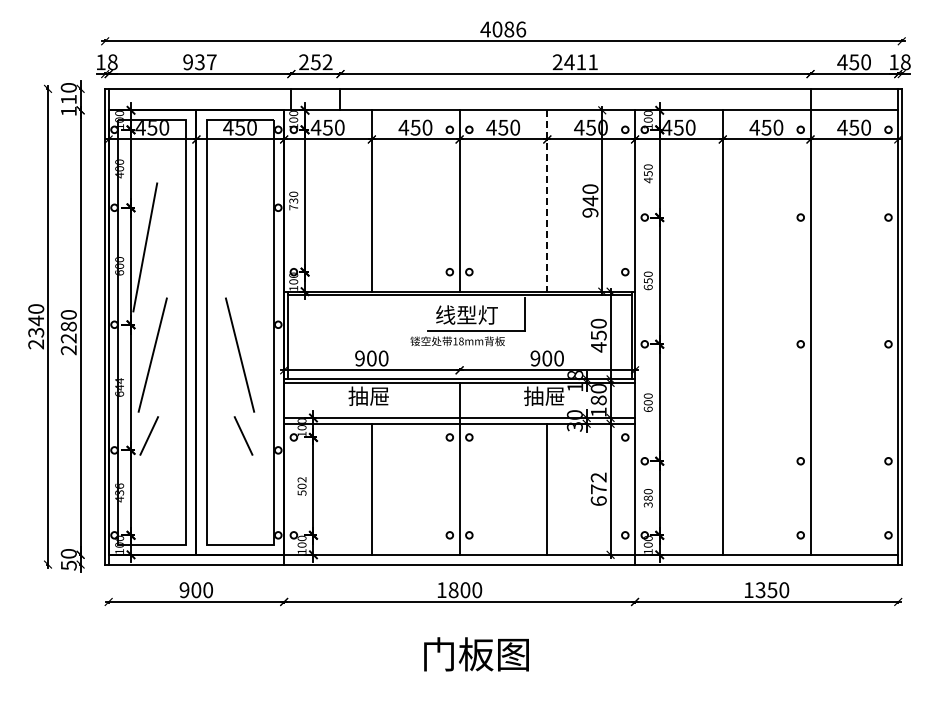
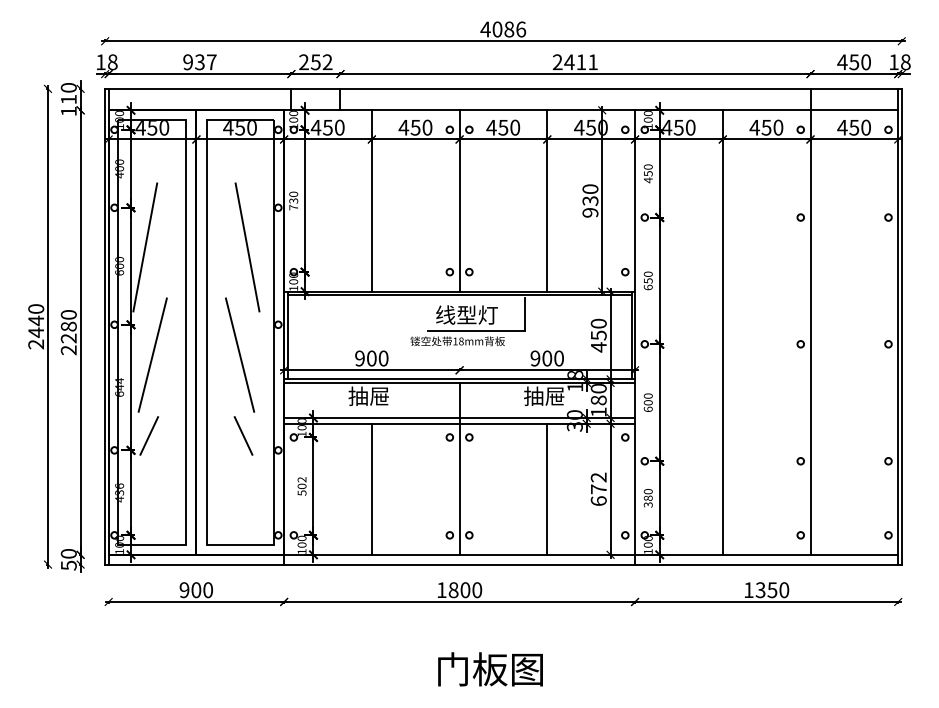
text: 940 -> 930 (590, 200)
line: dashed -> solid (547, 201)
line: none -> present (247, 247)
text: 2340 -> 2440 (36, 332)
text position: (476, 654) -> (490, 669) (490, 669)
